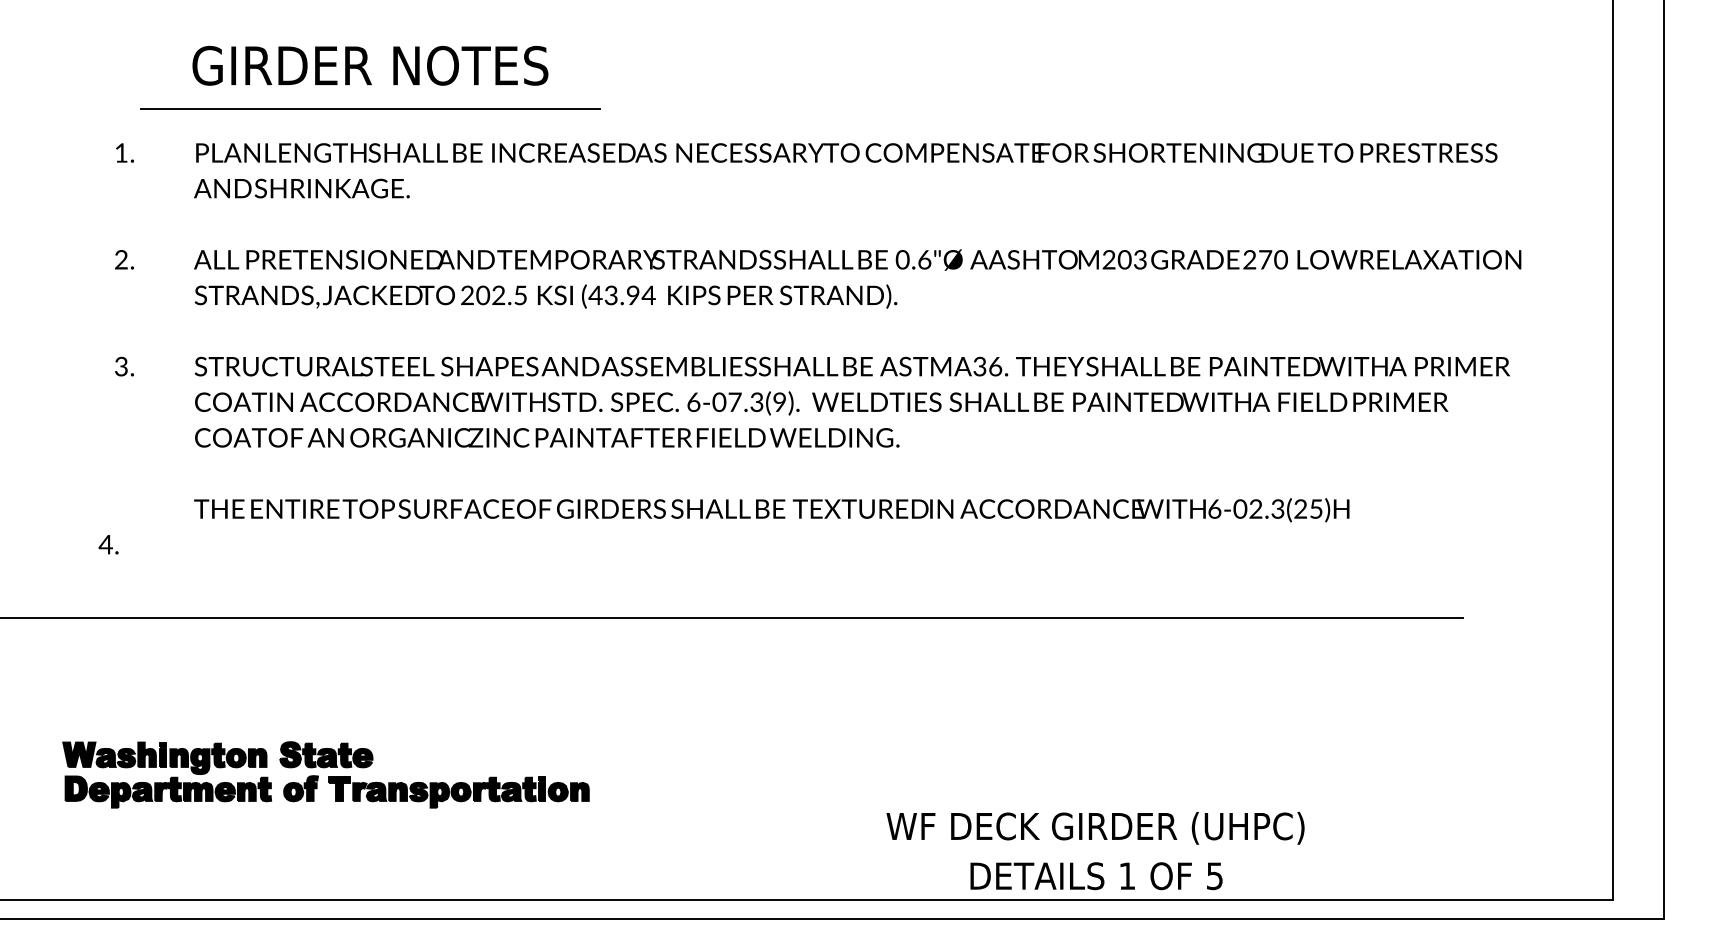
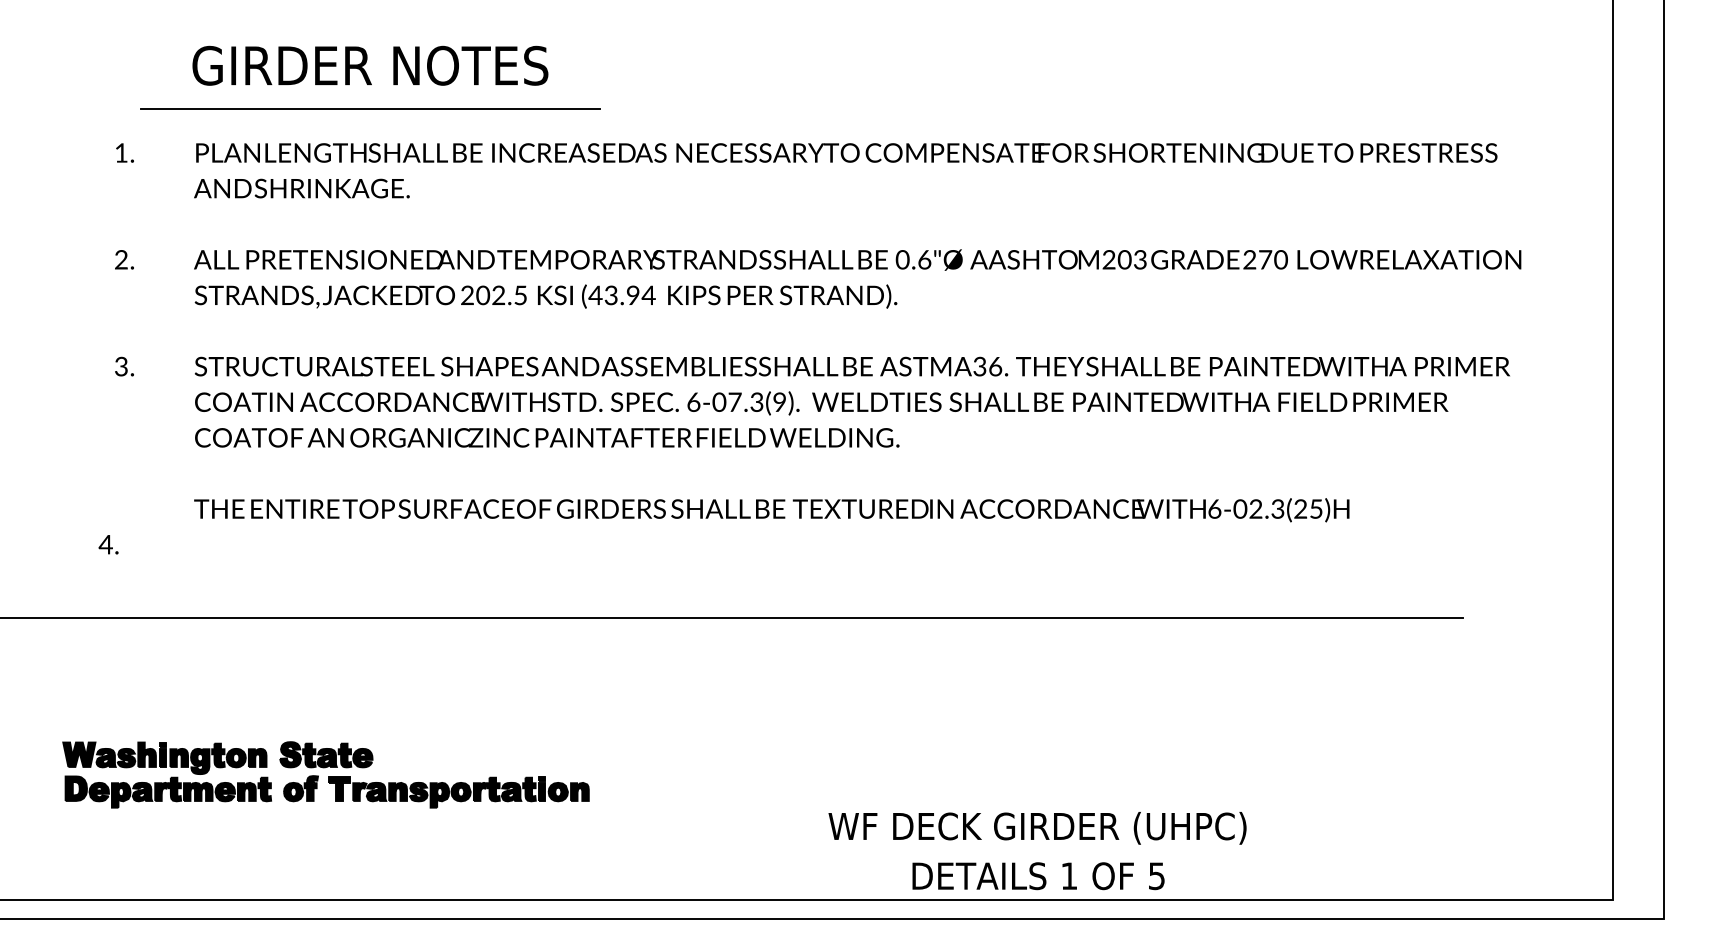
text position: (1095, 851) -> (1037, 851) (1037, 851)
